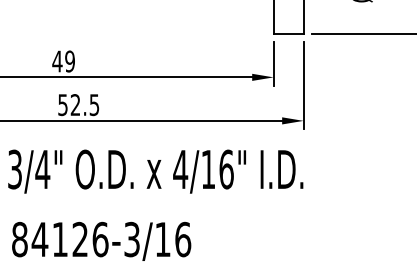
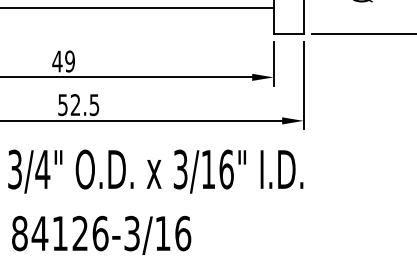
line: none -> present (137, 8)
text: 4/16" -> 3/16" (180, 169)
text position: (101, 240) -> (101, 234) (101, 234)
